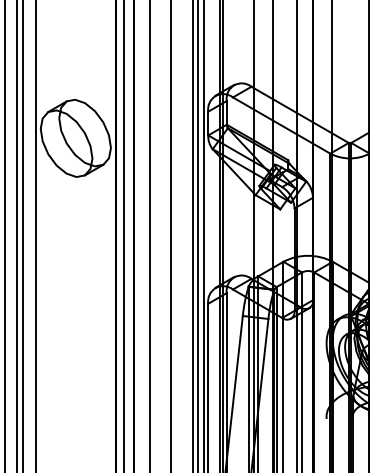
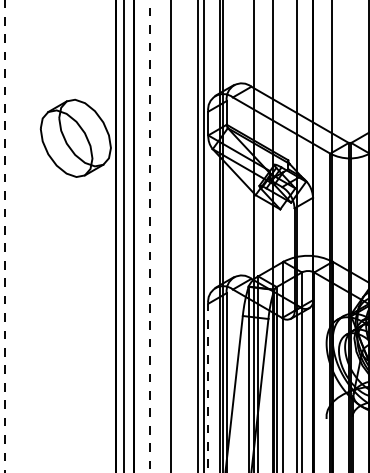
line: present -> none (17, 235)
line: present -> none (23, 235)
line: present -> none (35, 235)
line: present -> none (193, 235)
line: solid -> dashed (149, 236)
line: solid -> dashed (4, 237)
line: solid -> dashed (208, 387)
